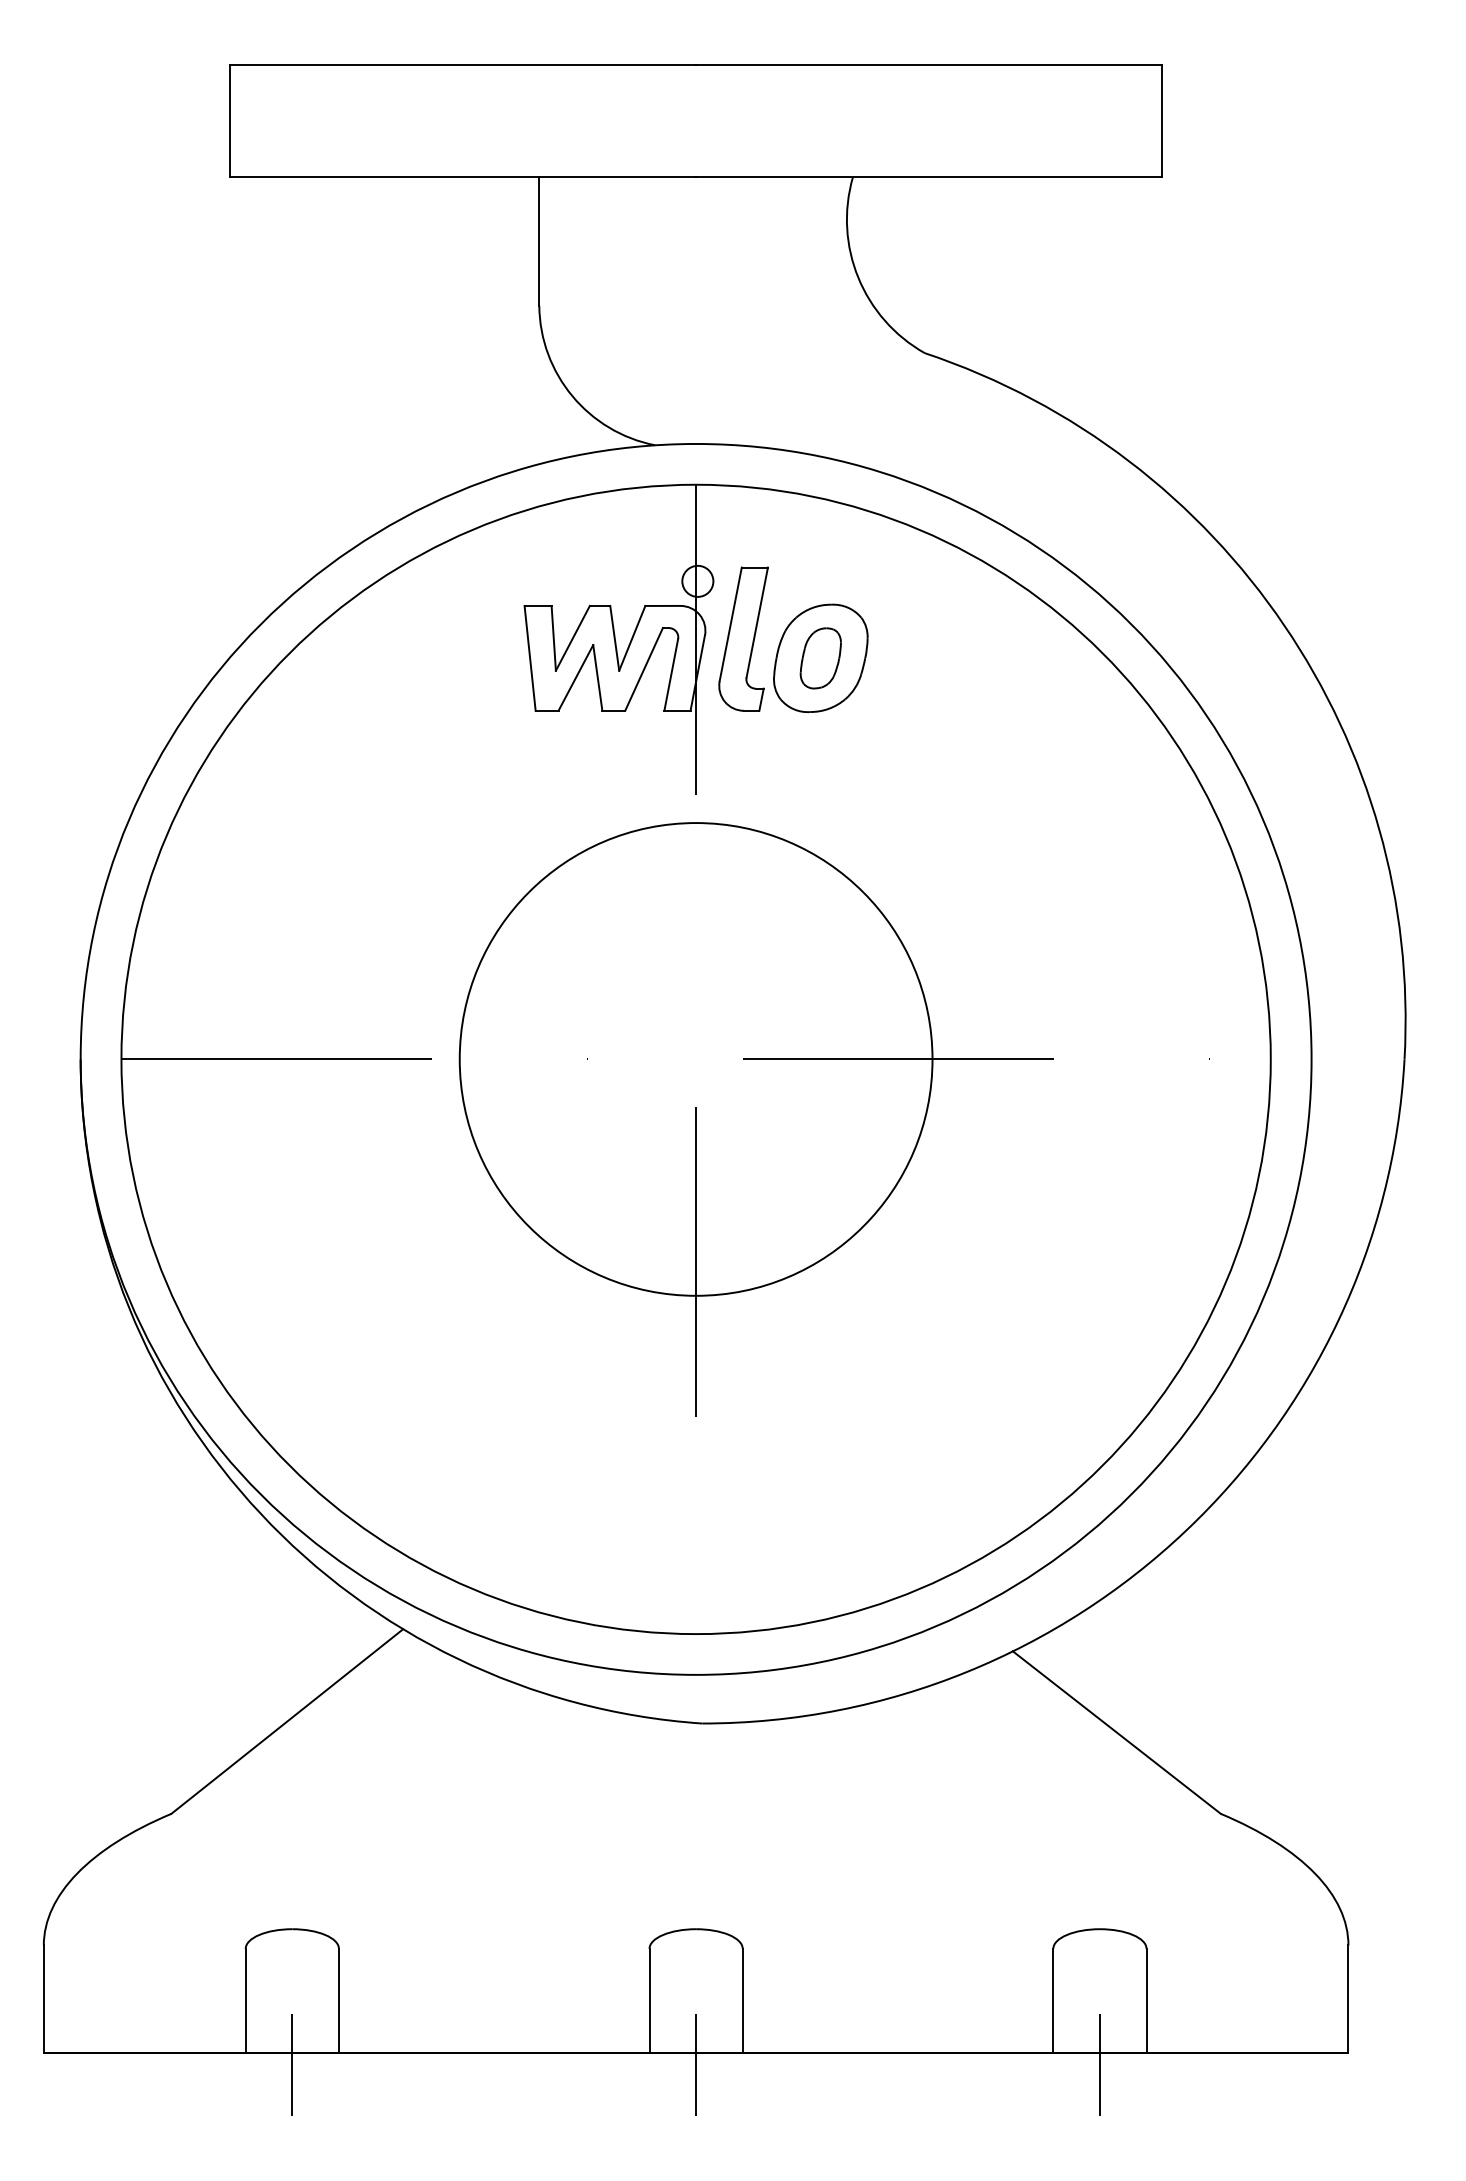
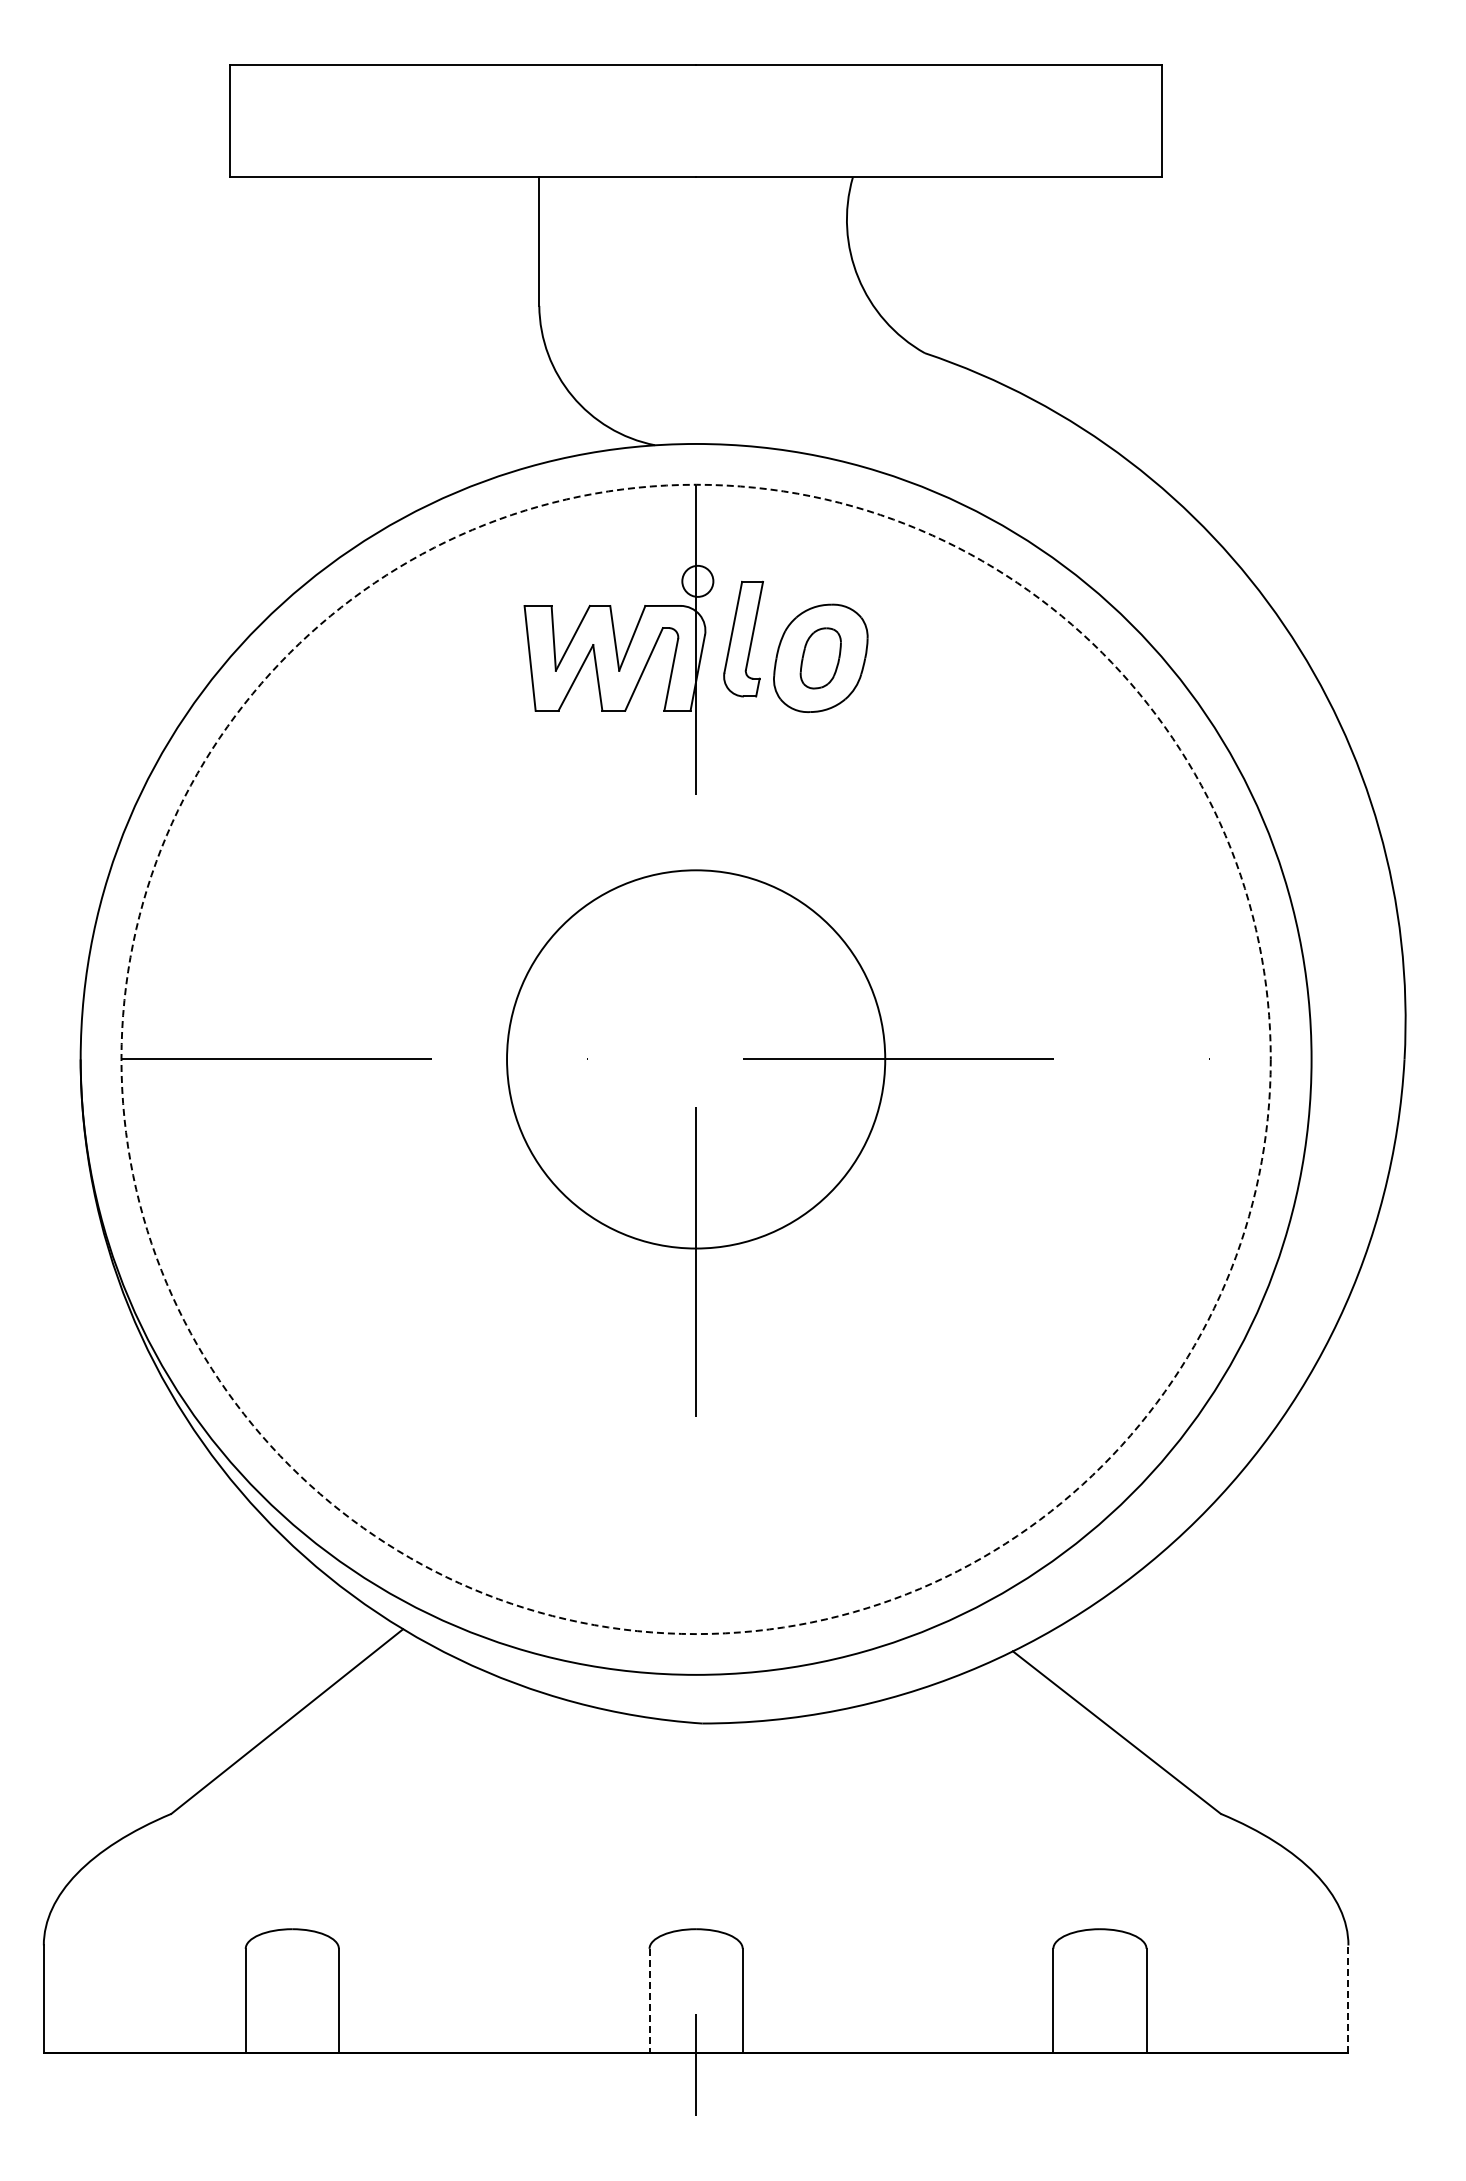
part size: 51x146 px -> 41x118 px (743, 638)
circle diameter: 473 px -> 378 px (696, 1059)
circle: solid -> dashed (695, 1059)
line: solid -> dashed (1348, 1999)
line: solid -> dashed (649, 2001)
line: present -> none (292, 2064)
line: present -> none (1099, 2064)
